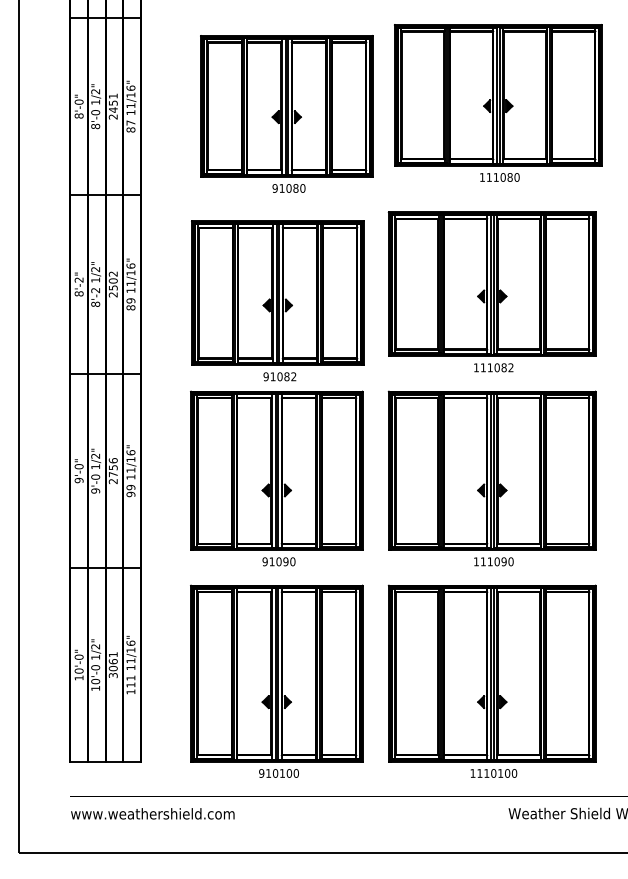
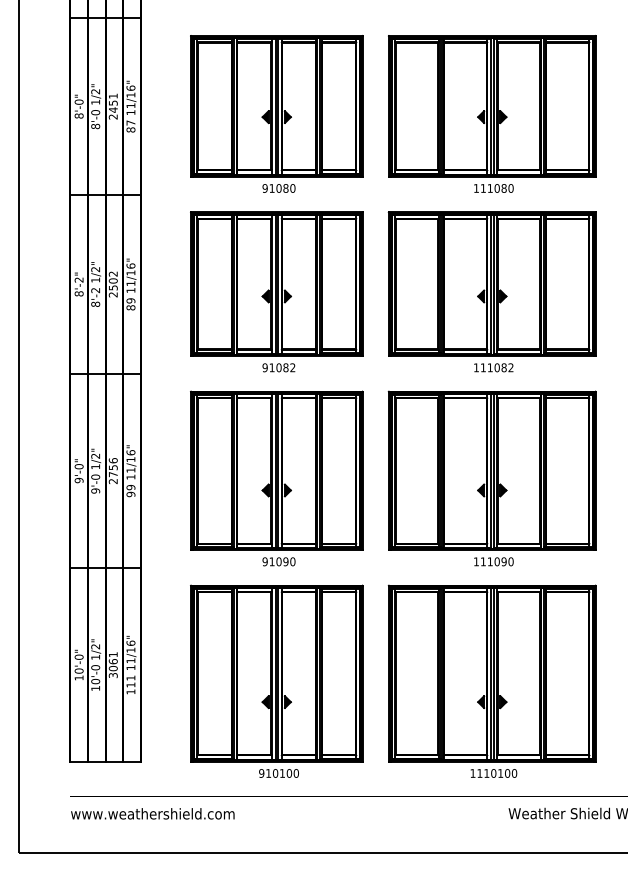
part position: (498, 102) -> (492, 113) (492, 113)
part position: (286, 113) -> (276, 113) (276, 113)
part position: (277, 300) -> (276, 291) (276, 291)
